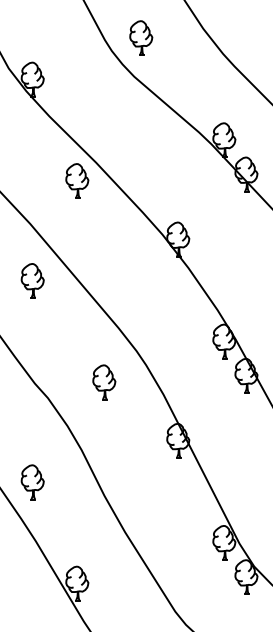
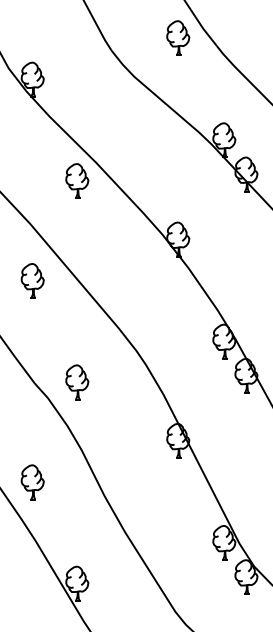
part position: (141, 37) -> (178, 37) (178, 37)
part position: (104, 382) -> (77, 382) (77, 382)
